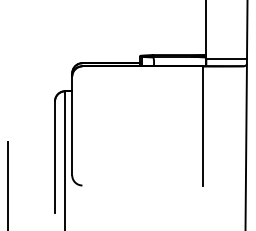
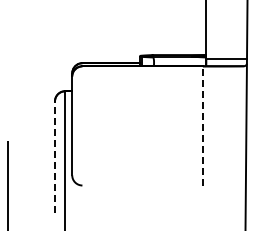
line: solid -> dashed (202, 126)
line: solid -> dashed (54, 157)
